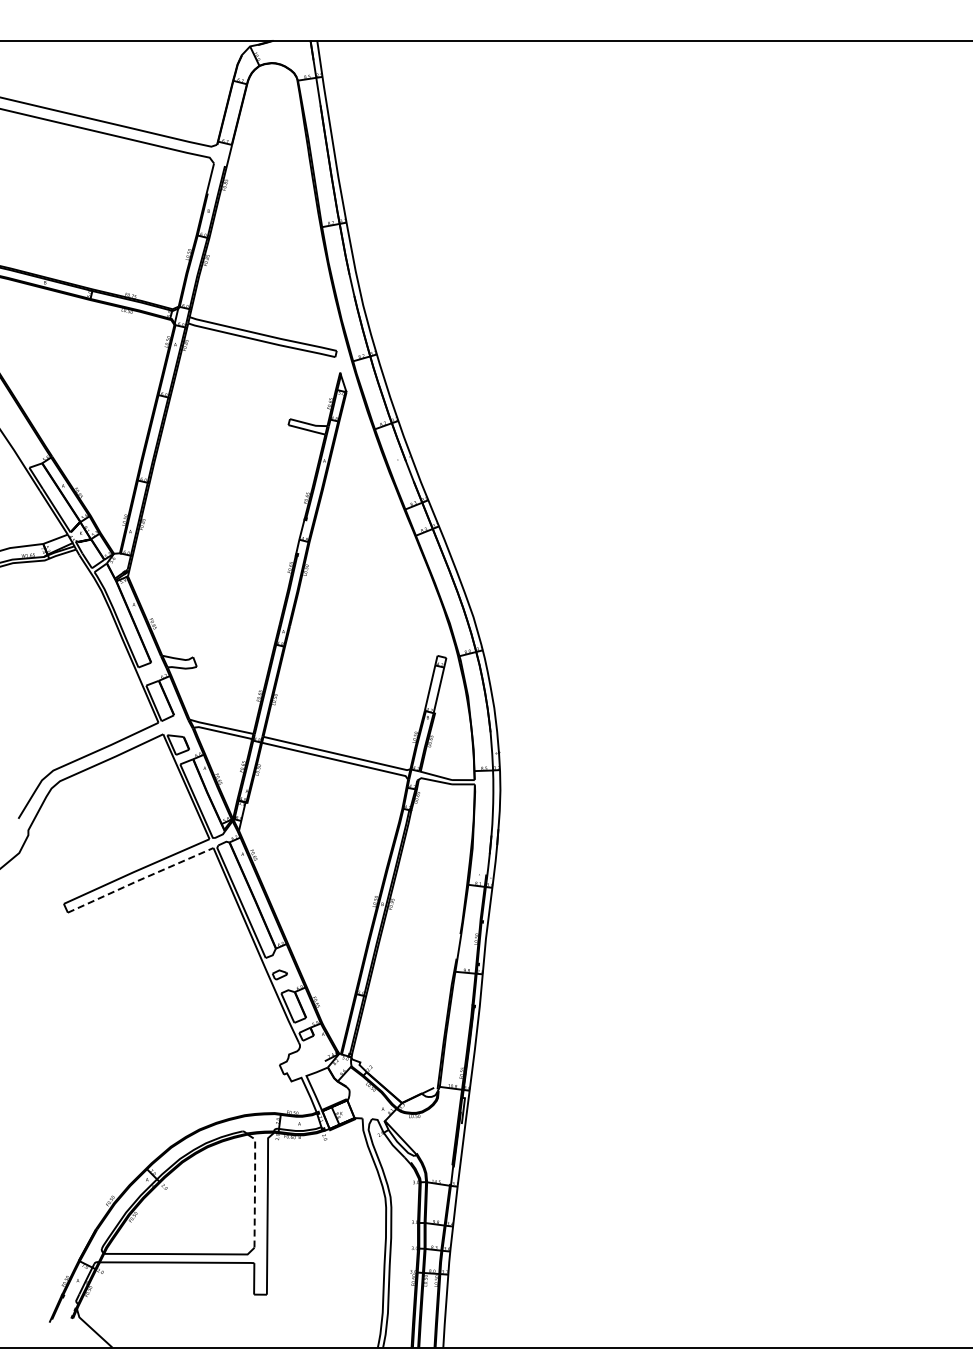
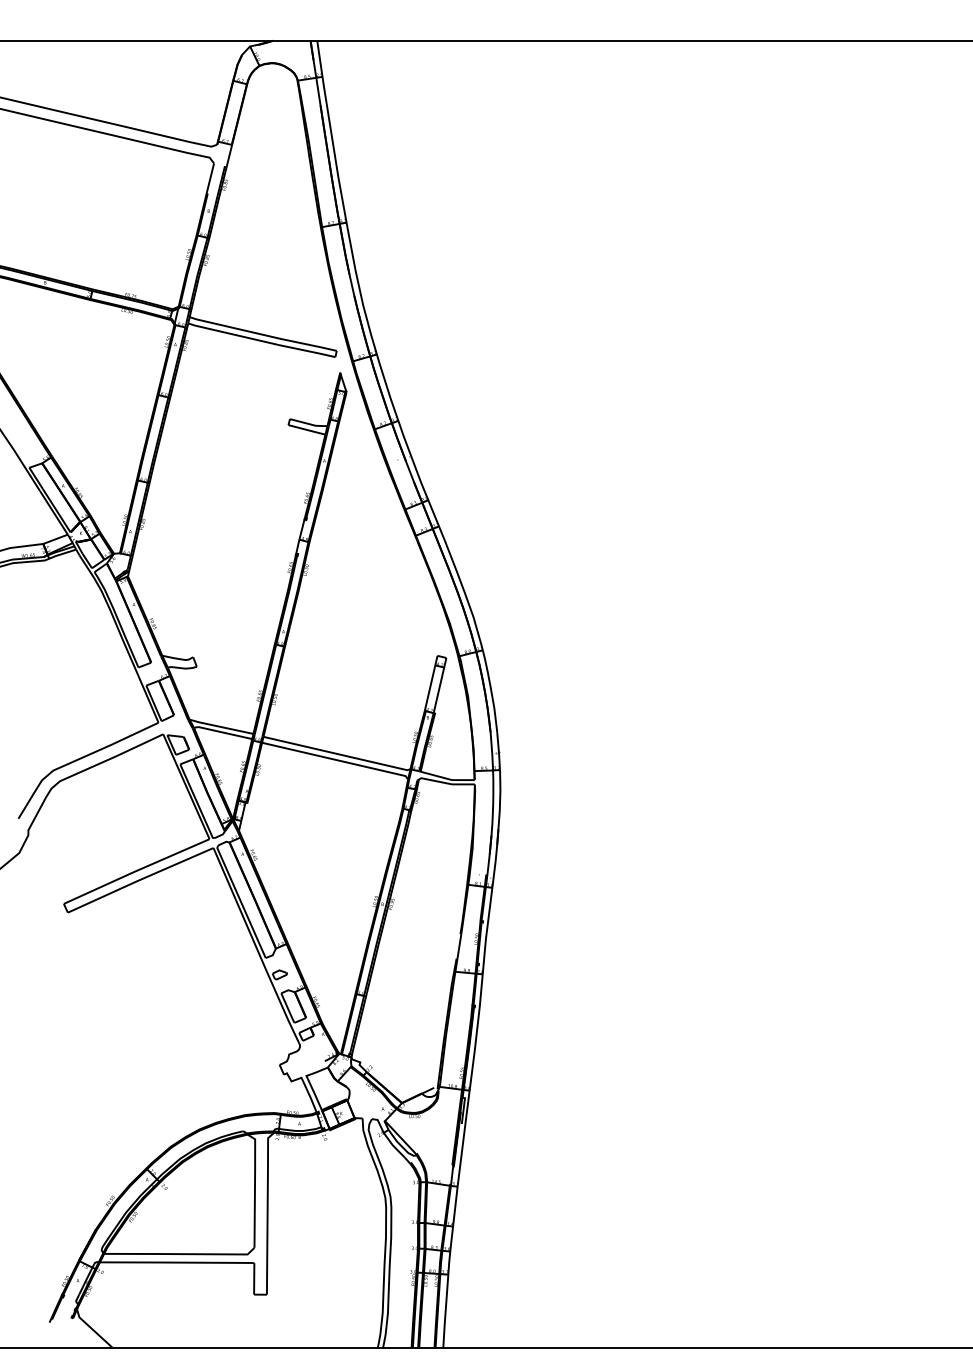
line: dashed -> solid (140, 879)
line: dashed -> solid (254, 1188)
